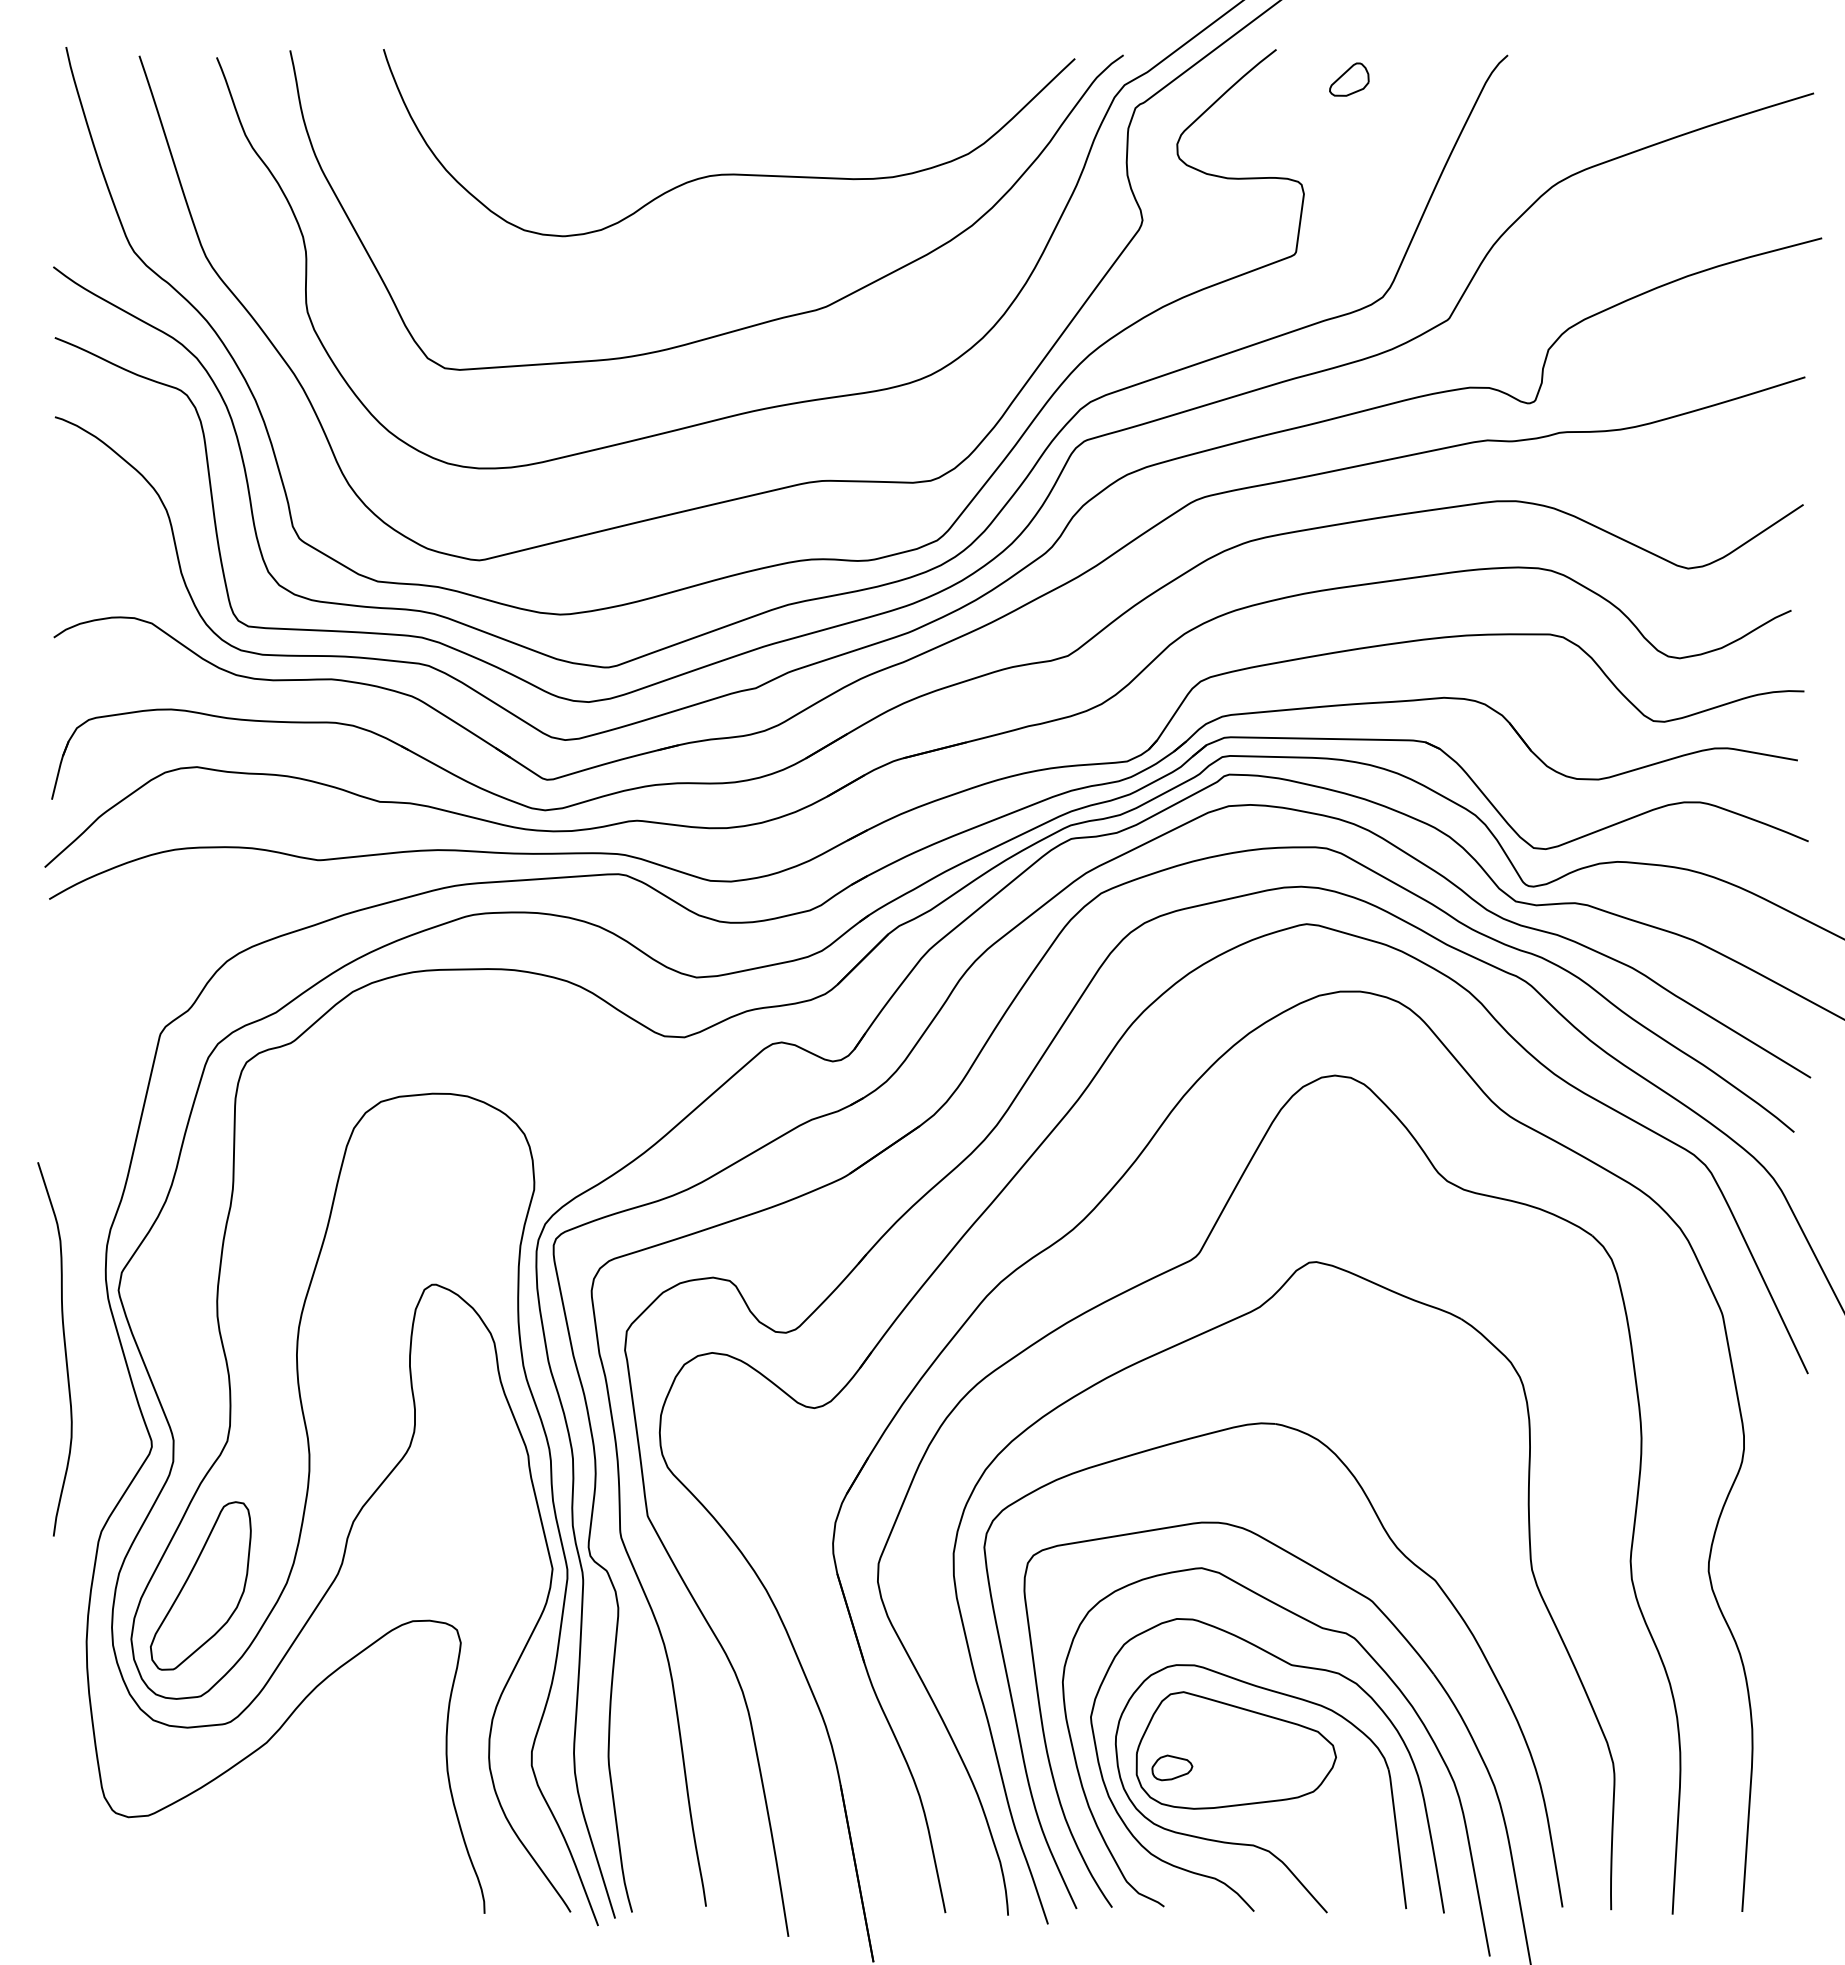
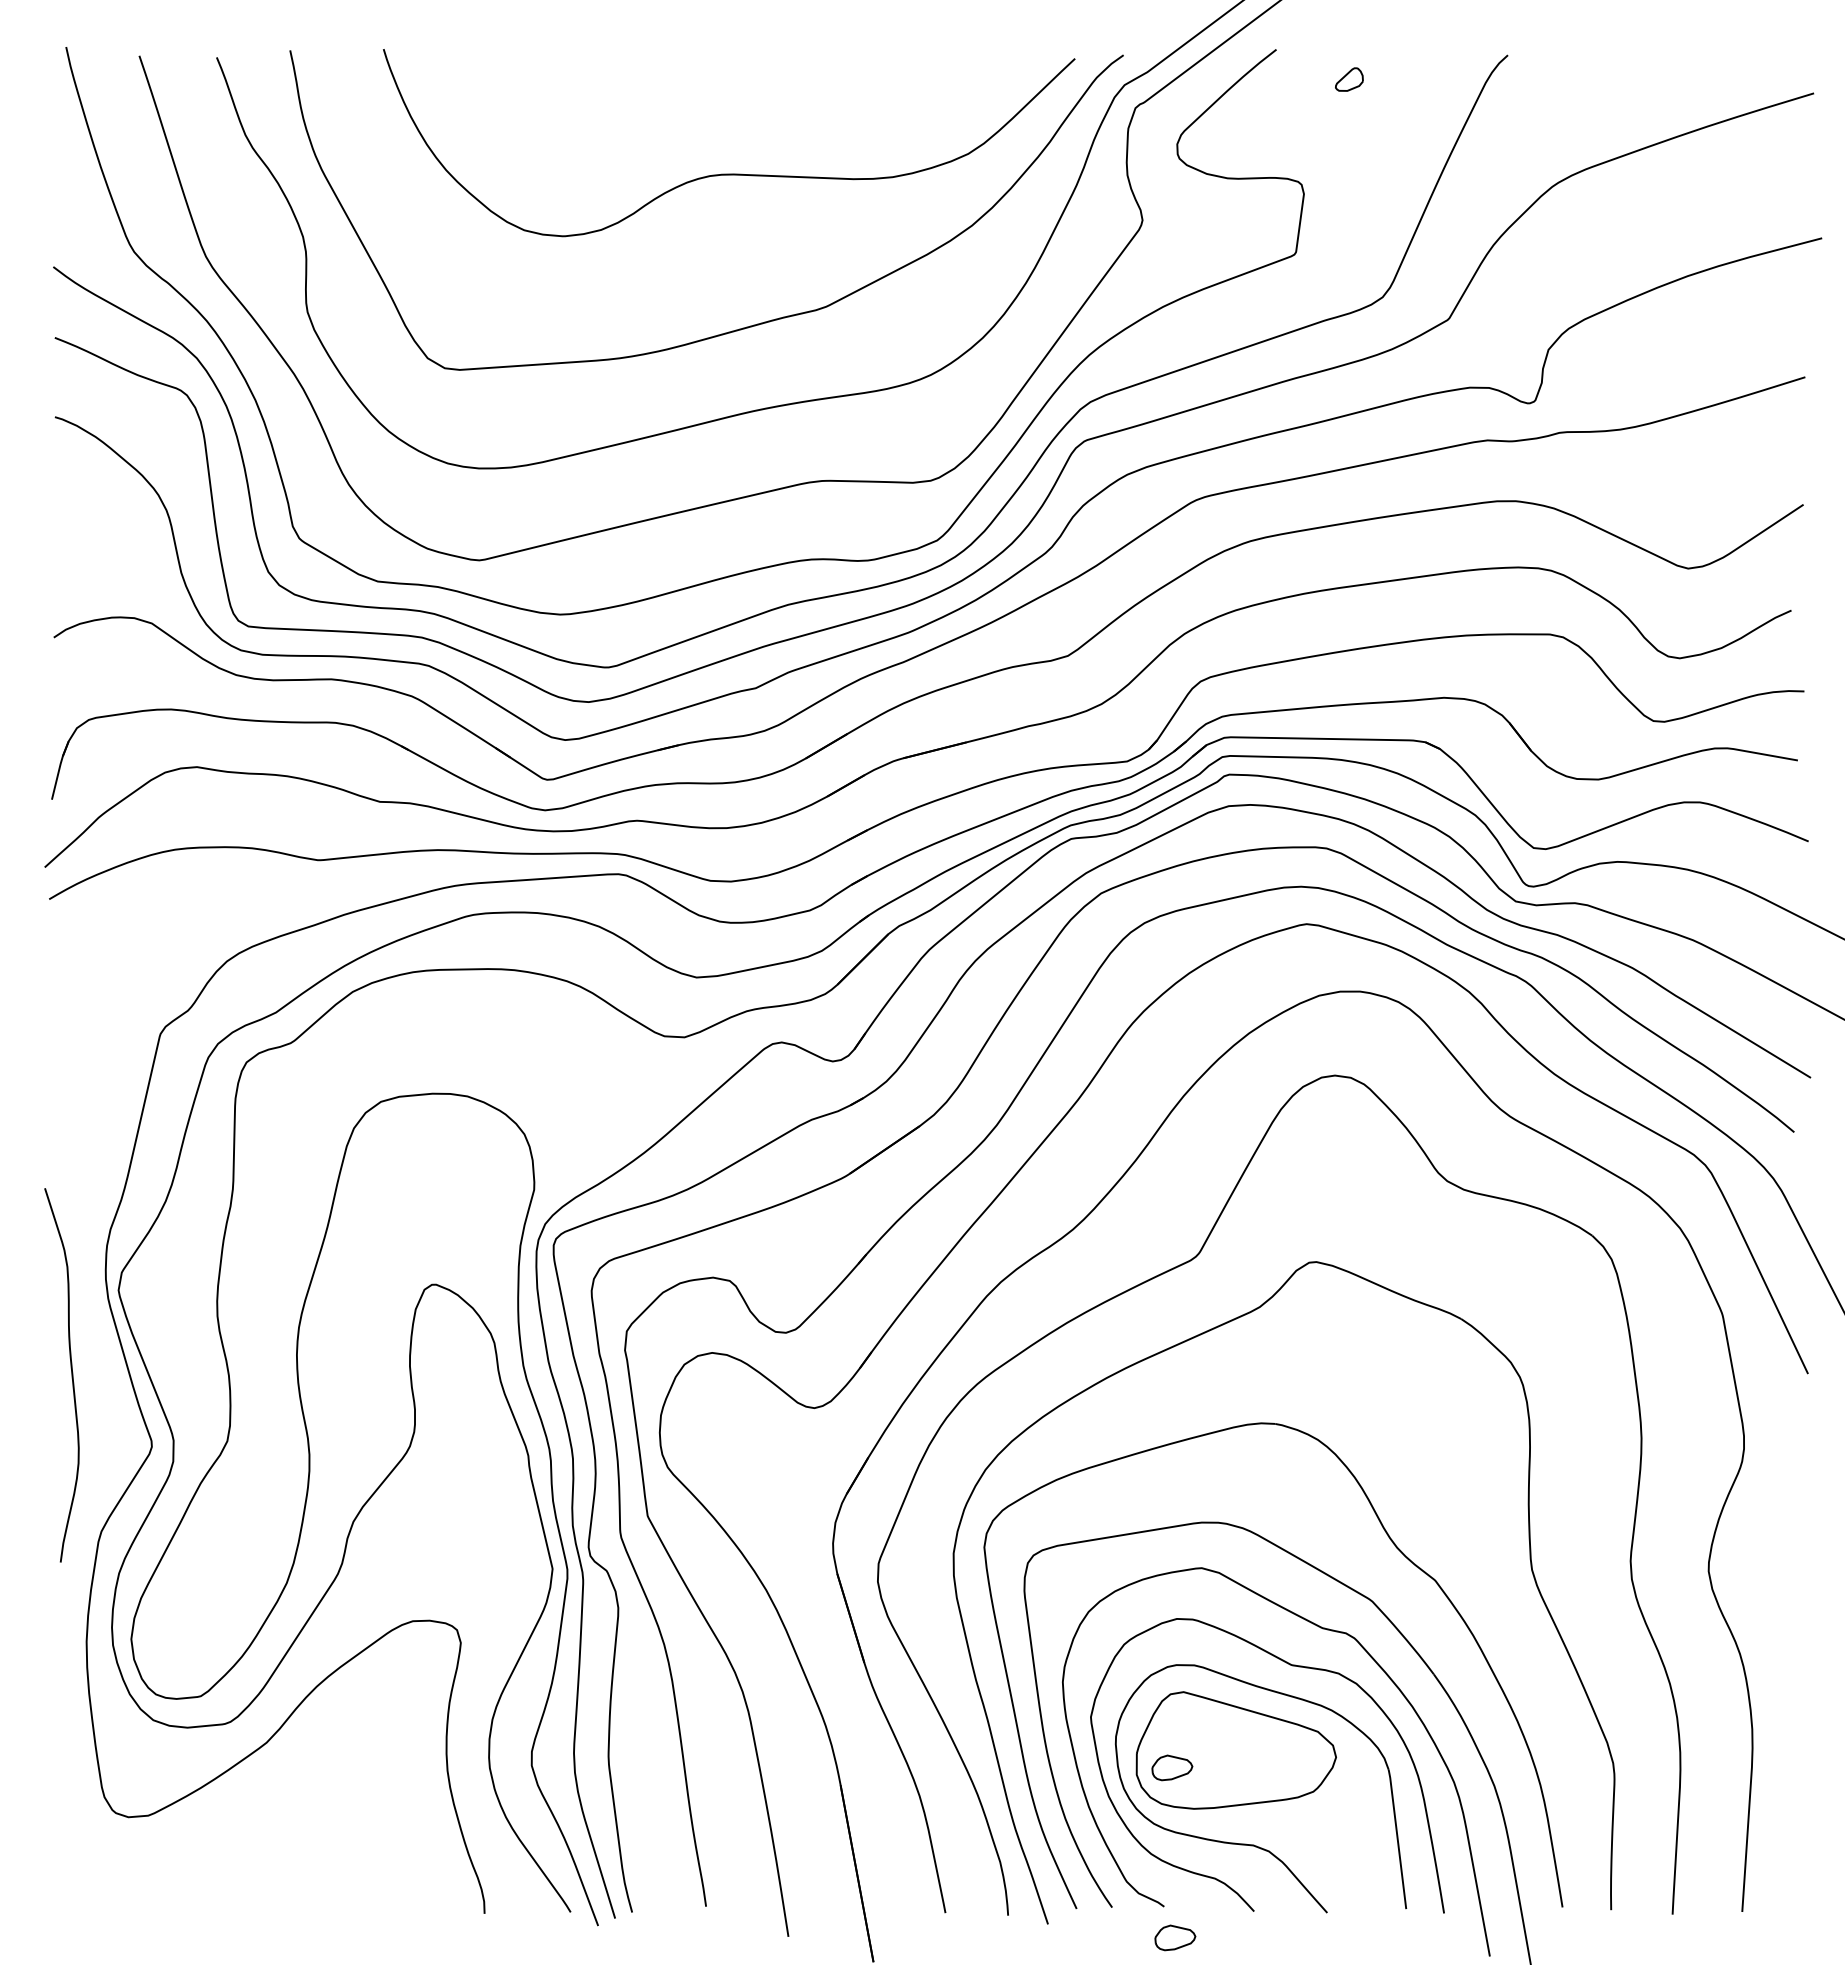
part size: 41x35 px -> 29x25 px (1349, 79)
curve position: (64, 1349) -> (71, 1375) (71, 1375)
part: present -> none (200, 1585)
part: none -> present (1175, 1937)
